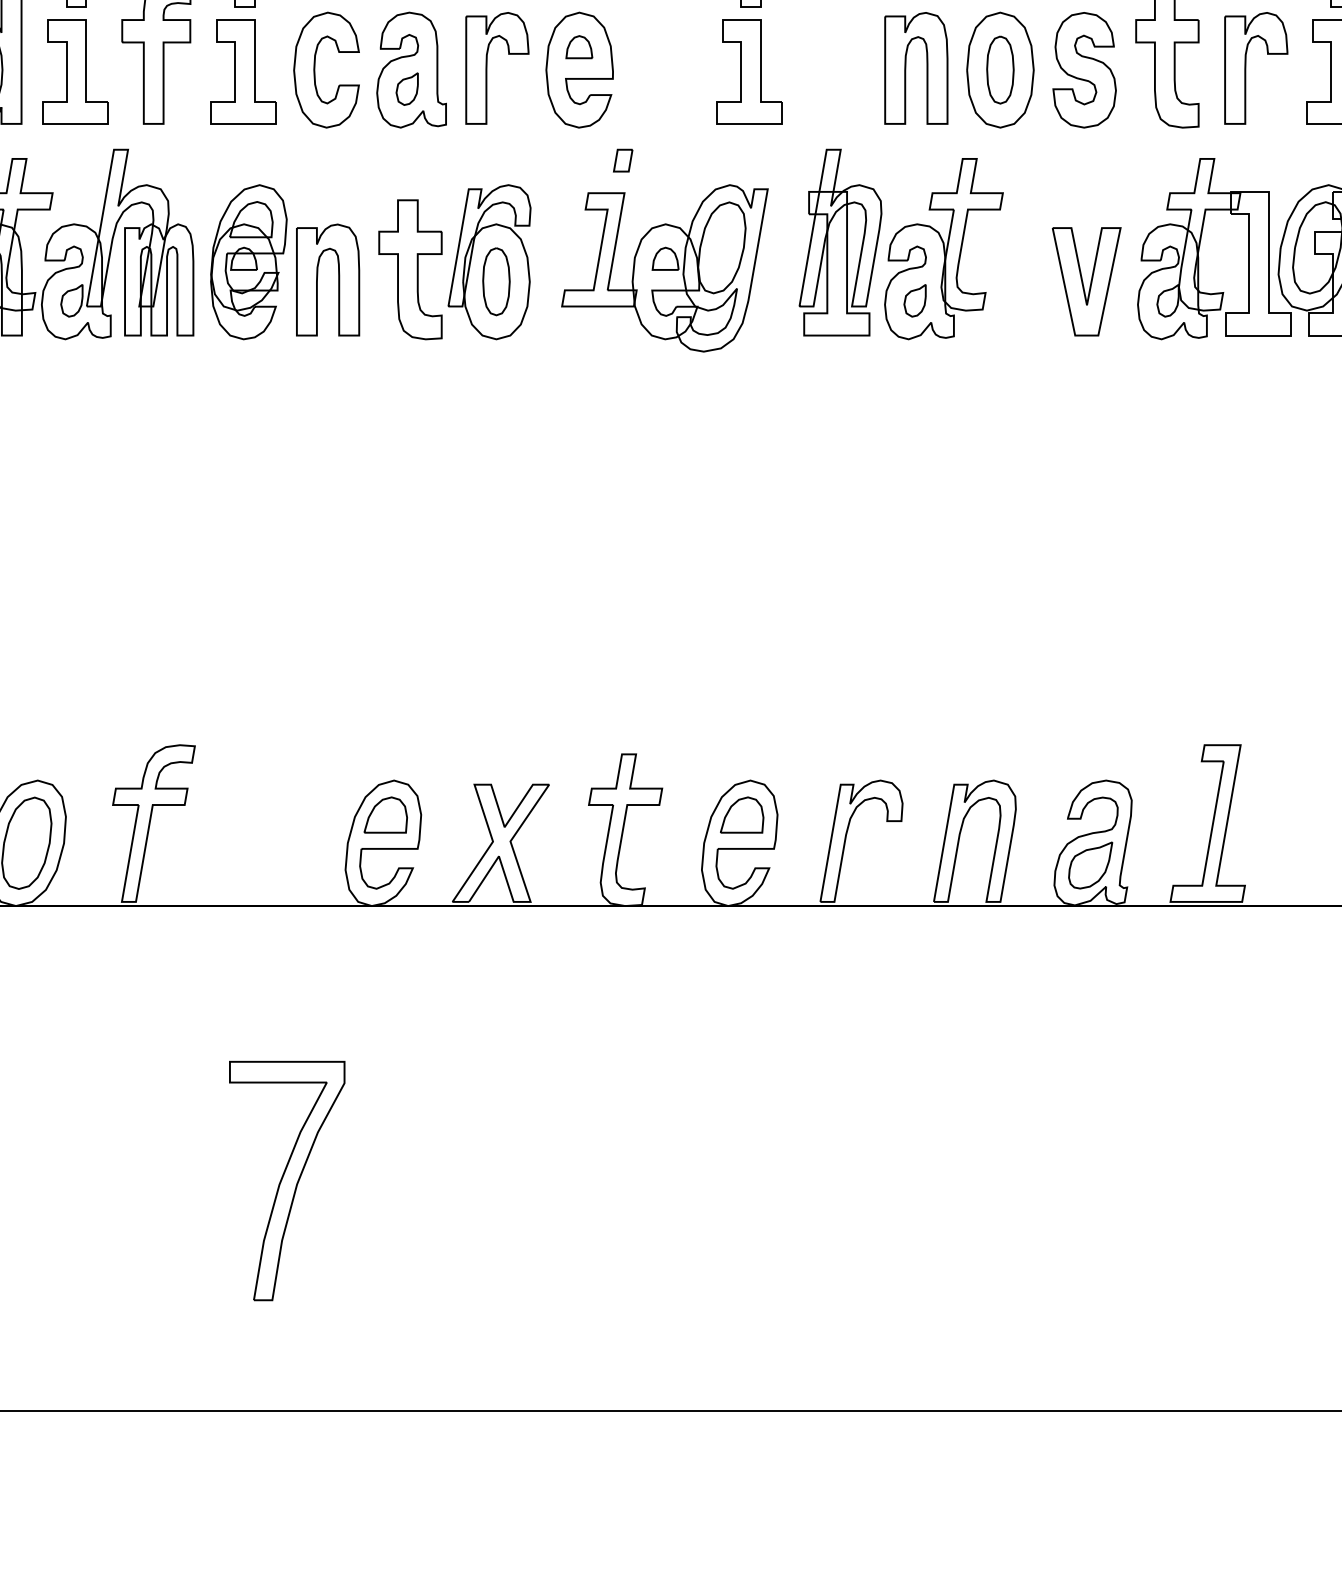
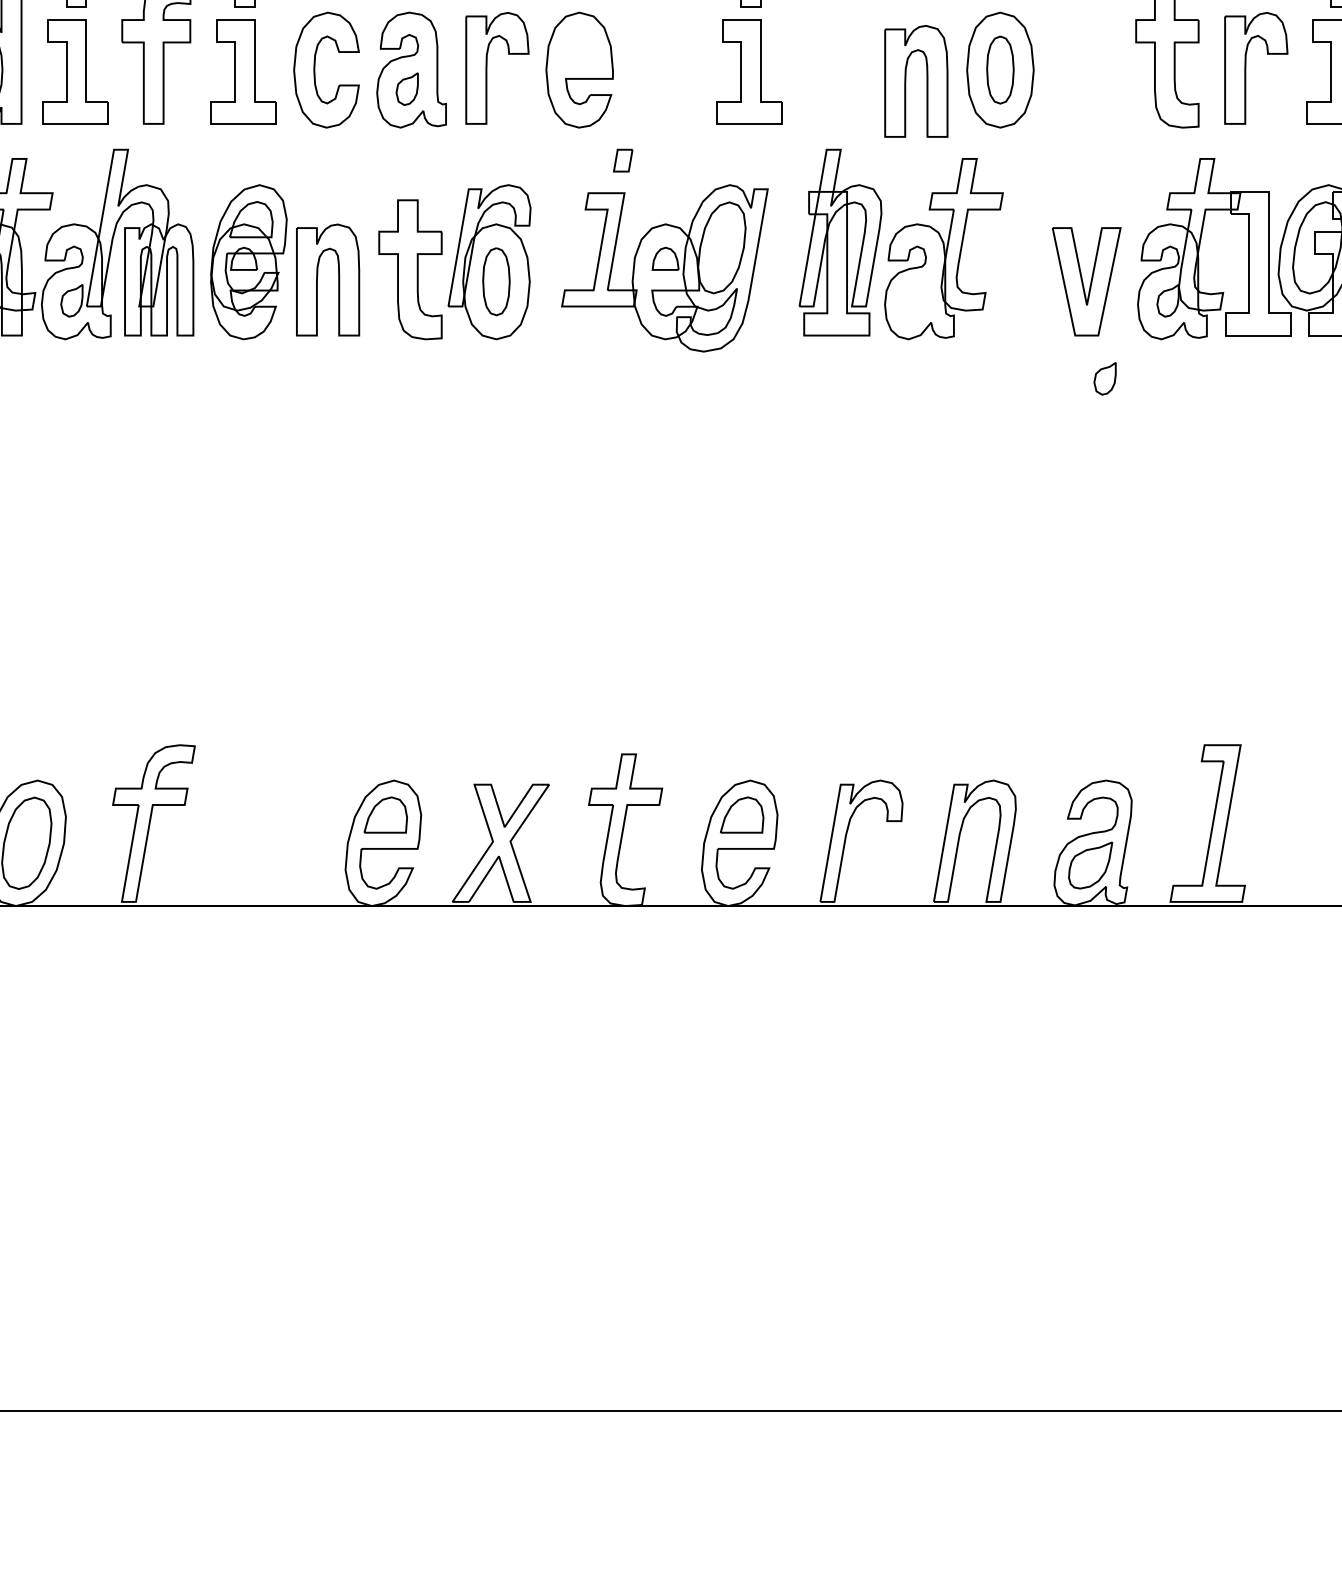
part: present -> none (579, 47)
part position: (906, 68) -> (906, 81) (906, 81)
part: present -> none (1084, 70)
part position: (914, 300) -> (1104, 378) (1104, 378)
part: present -> none (287, 1180)
